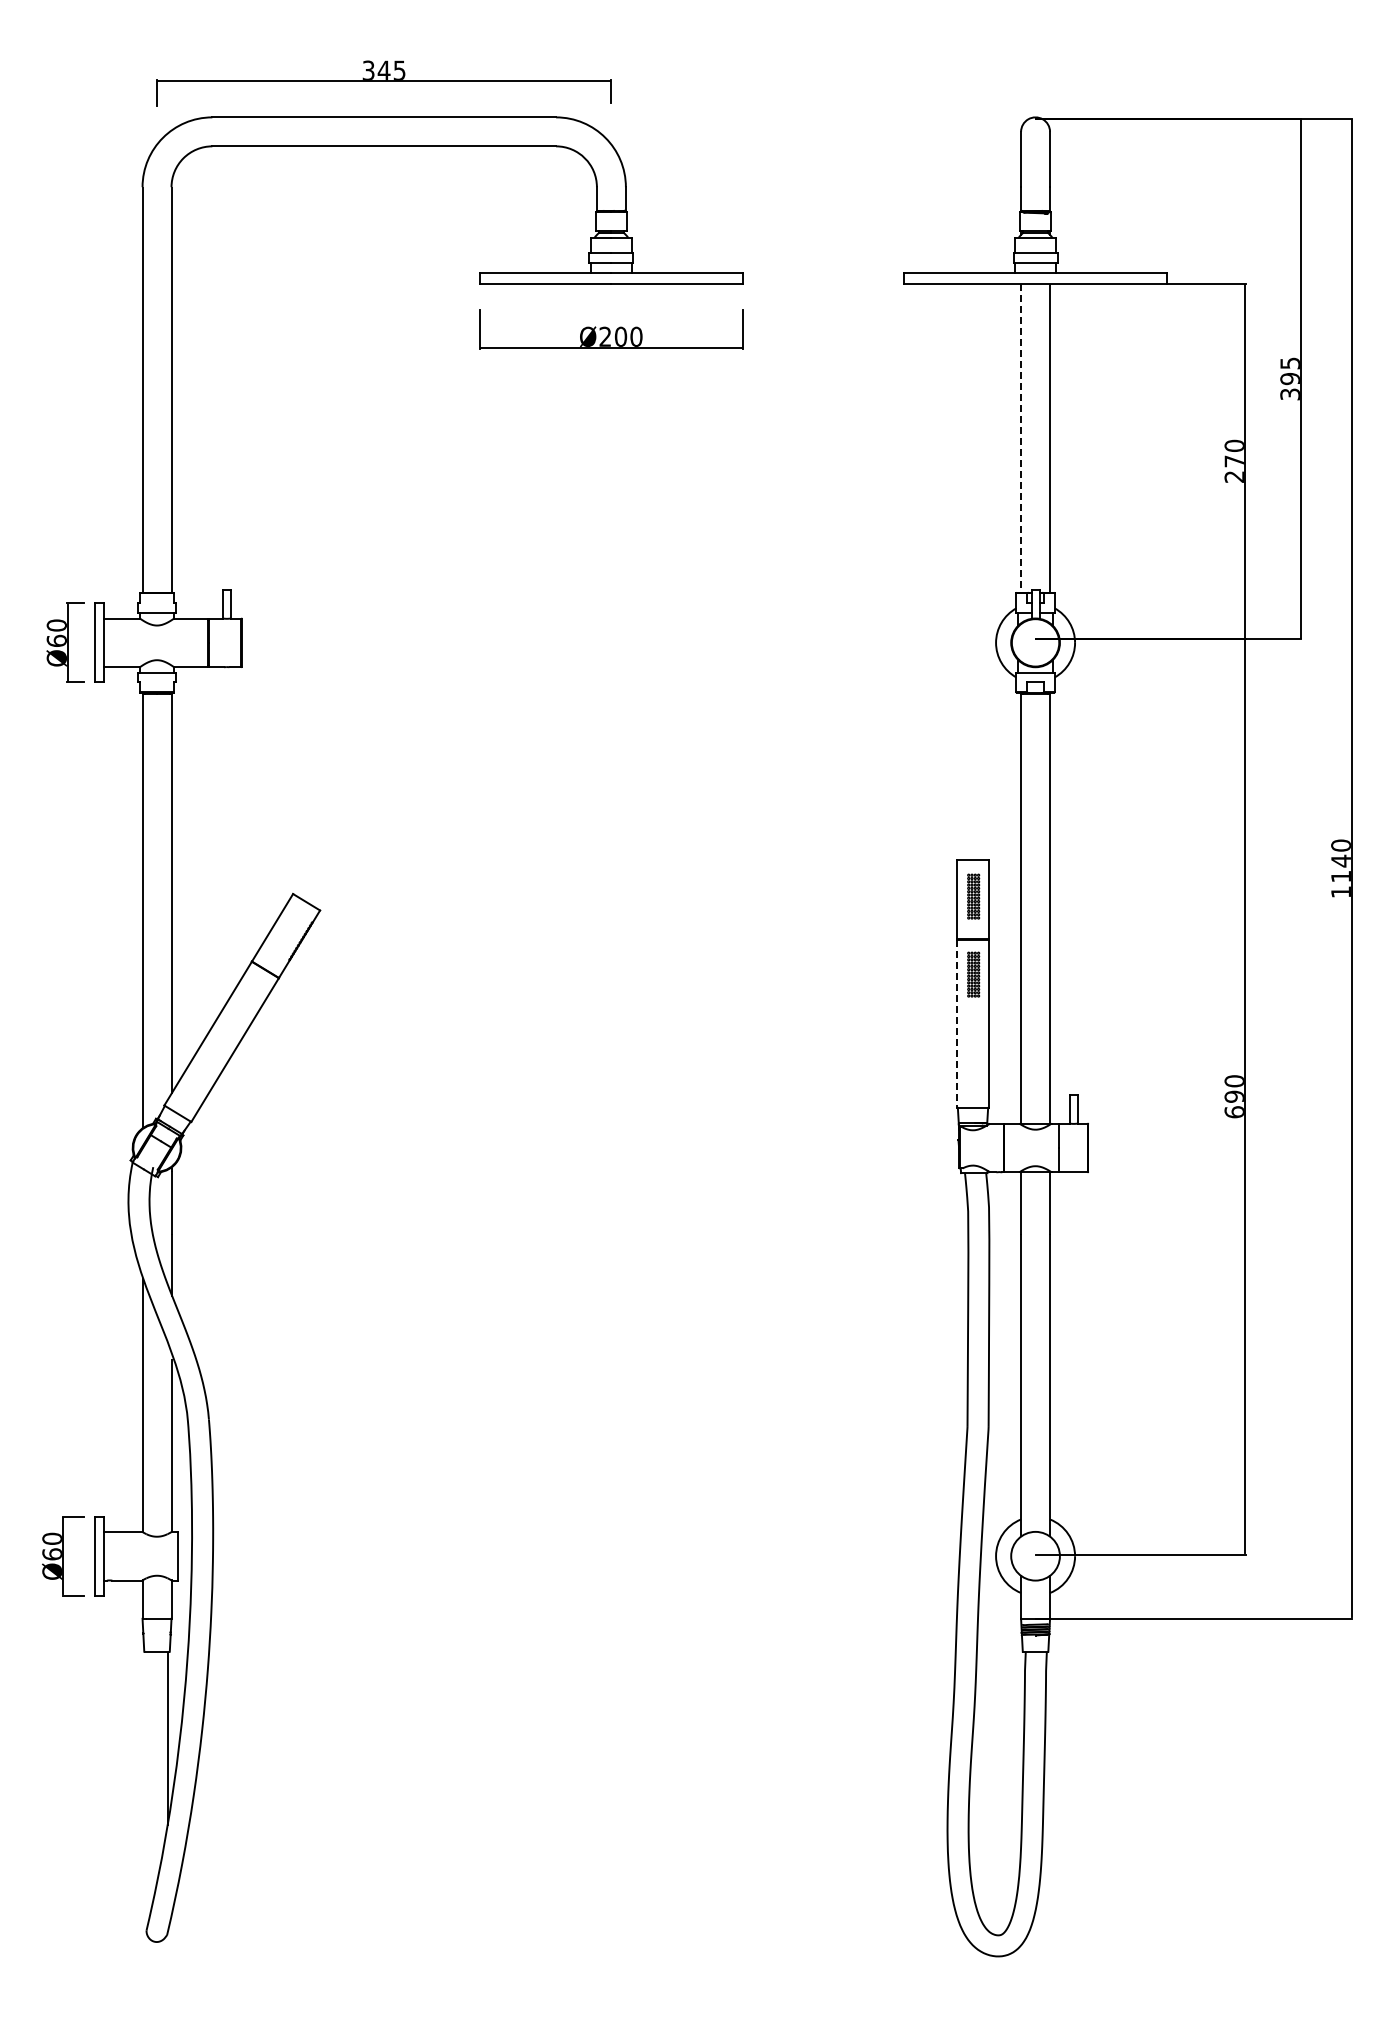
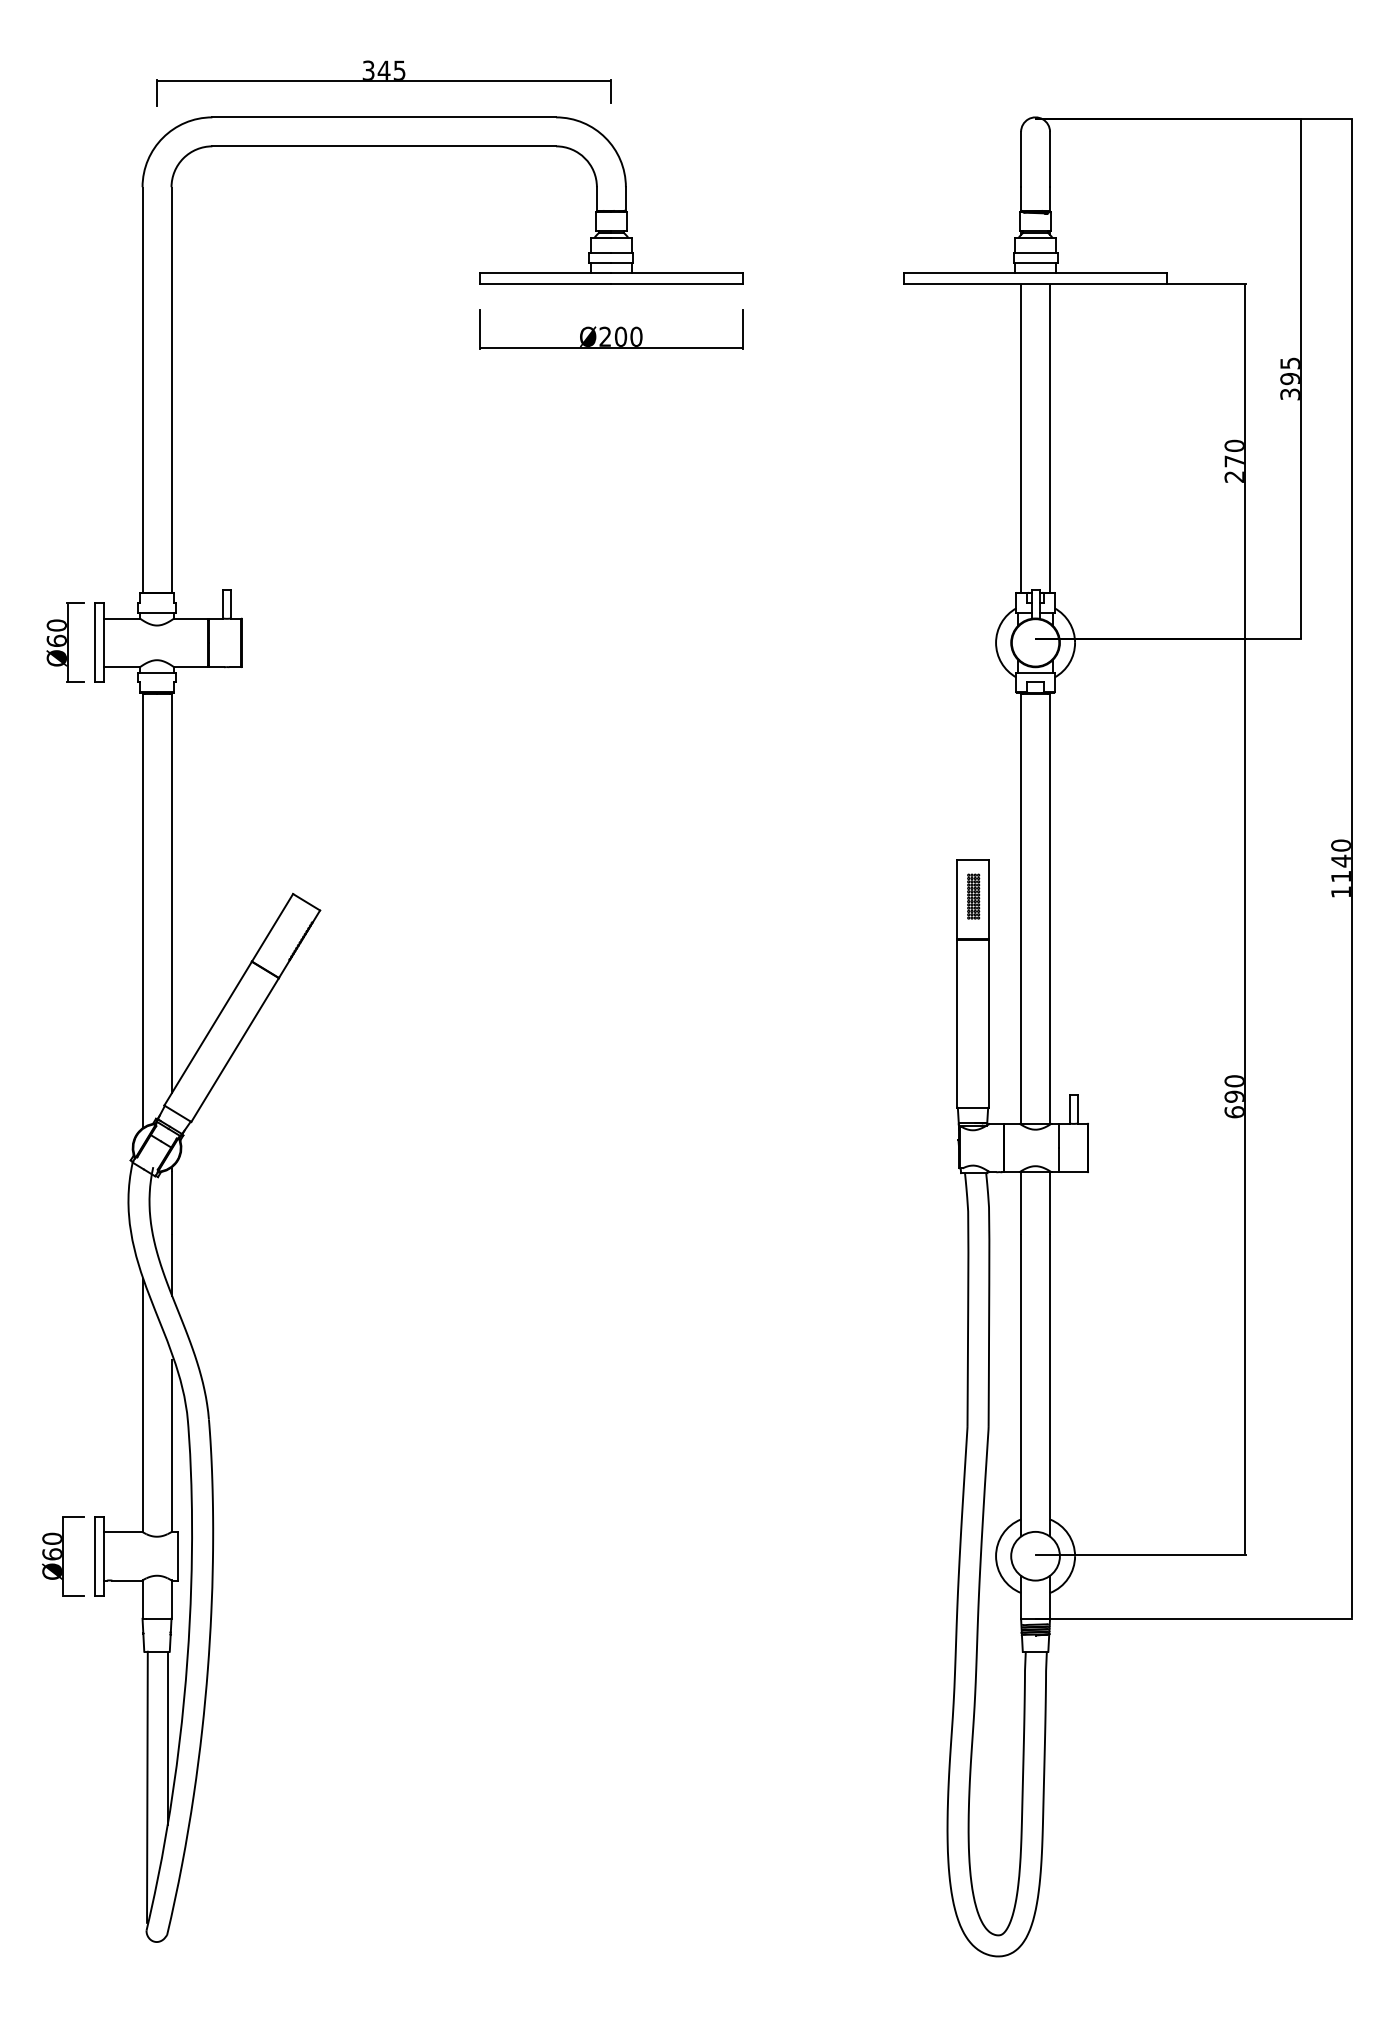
line: dashed -> solid (1021, 438)
part: present -> none (973, 974)
line: dashed -> solid (957, 1024)
line: none -> present (147, 1786)
